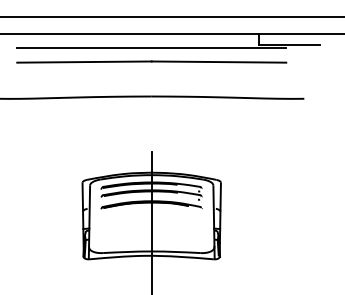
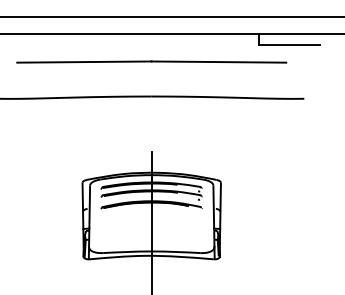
line: present -> none (151, 48)
